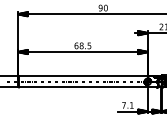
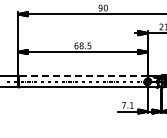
line: solid -> dashed (82, 76)
